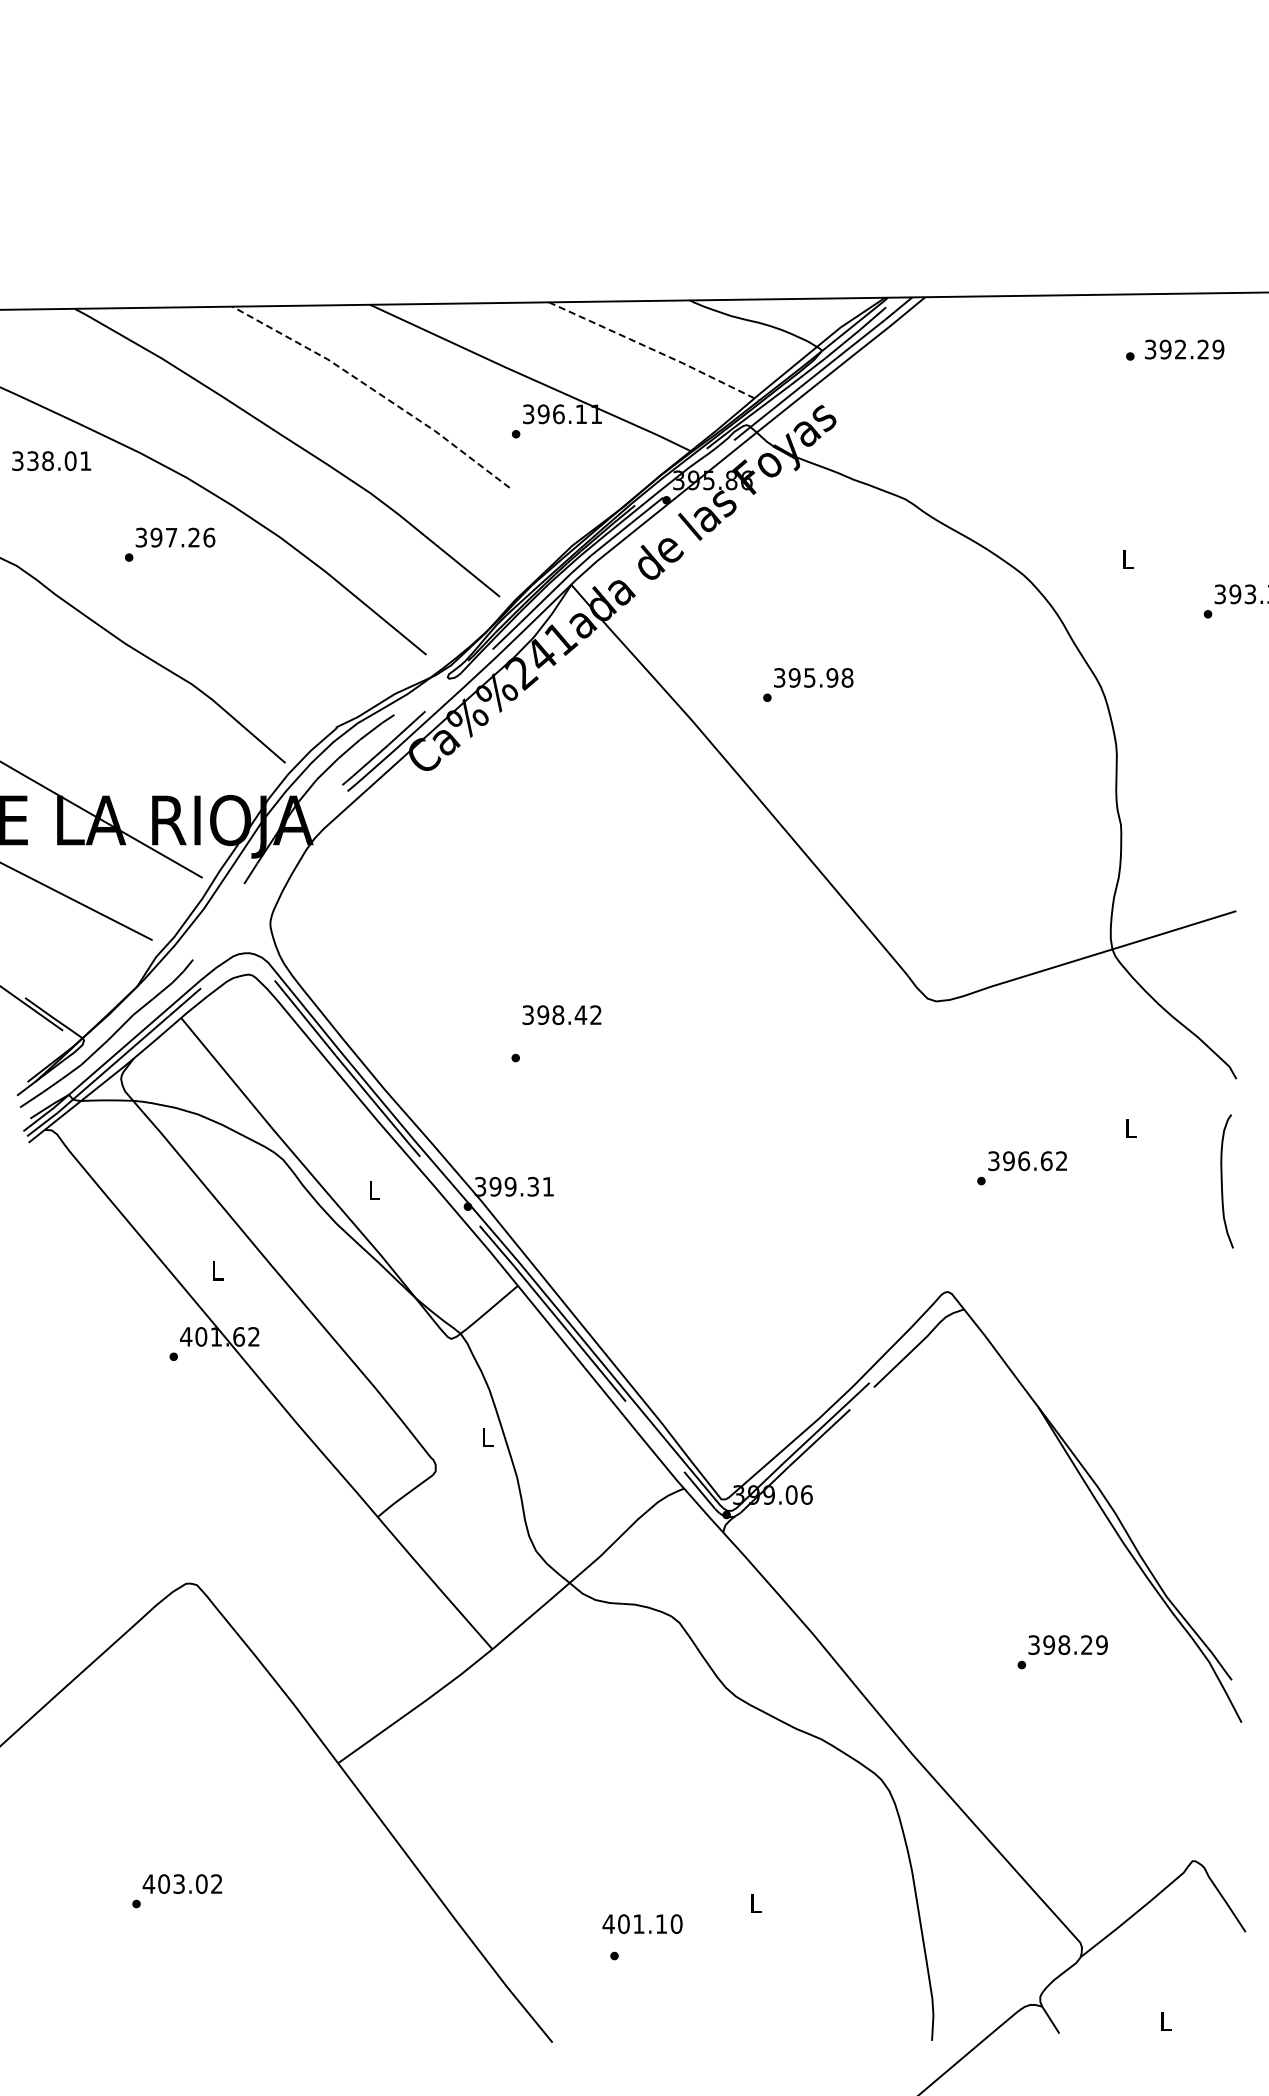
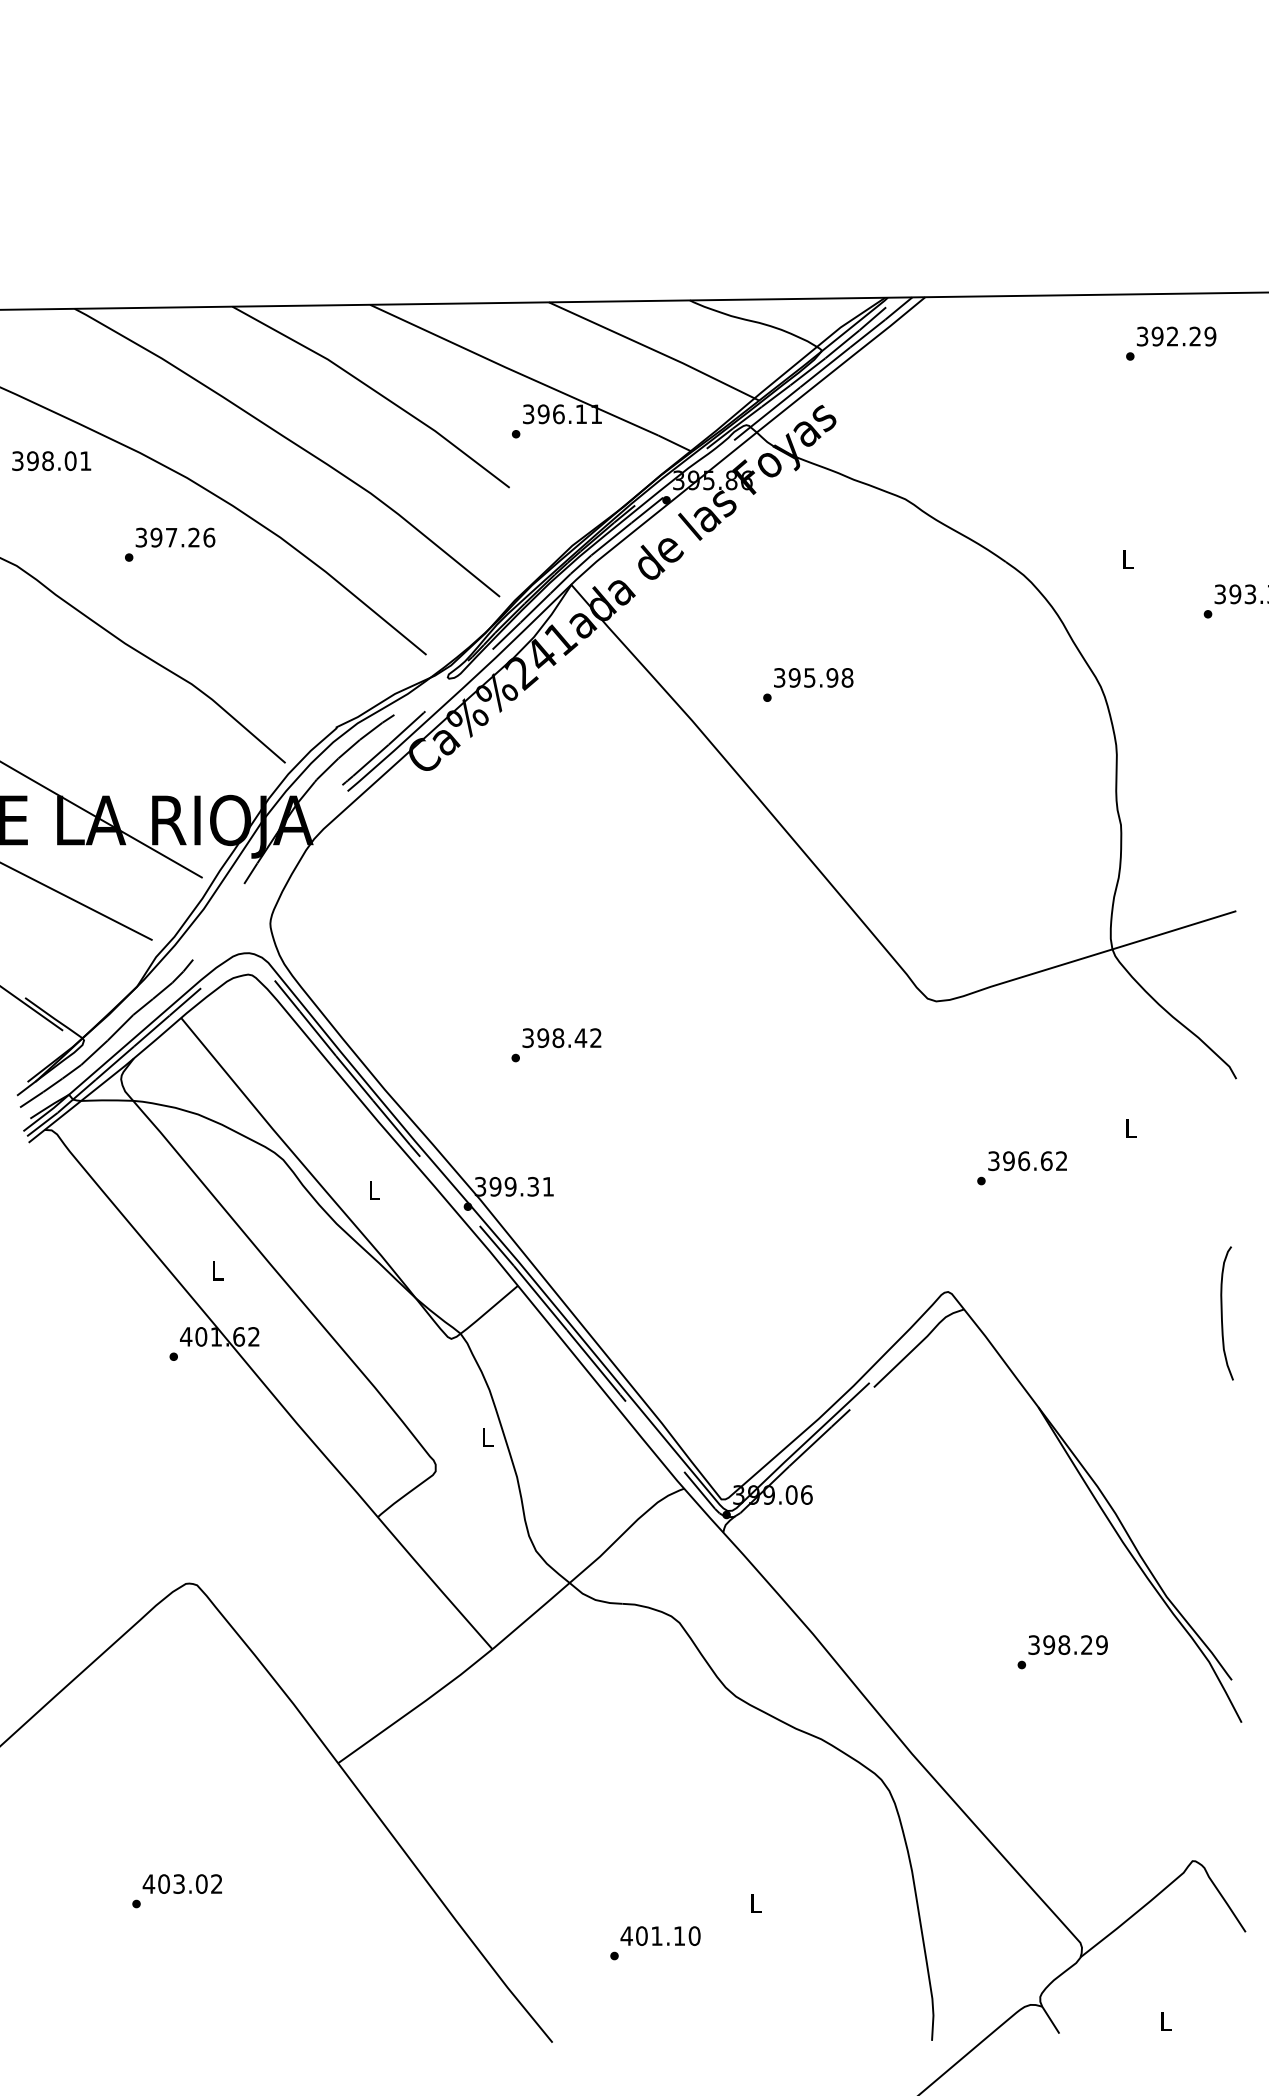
text position: (1184, 349) -> (1176, 336) (1176, 336)
line: dashed -> solid (654, 350)
line: dashed -> solid (374, 390)
text: 338.01 -> 398.01 (32, 460)
text position: (561, 1015) -> (561, 1038) (561, 1038)
curve position: (1222, 1181) -> (1222, 1313) (1222, 1313)
text position: (642, 1923) -> (660, 1935) (660, 1935)
